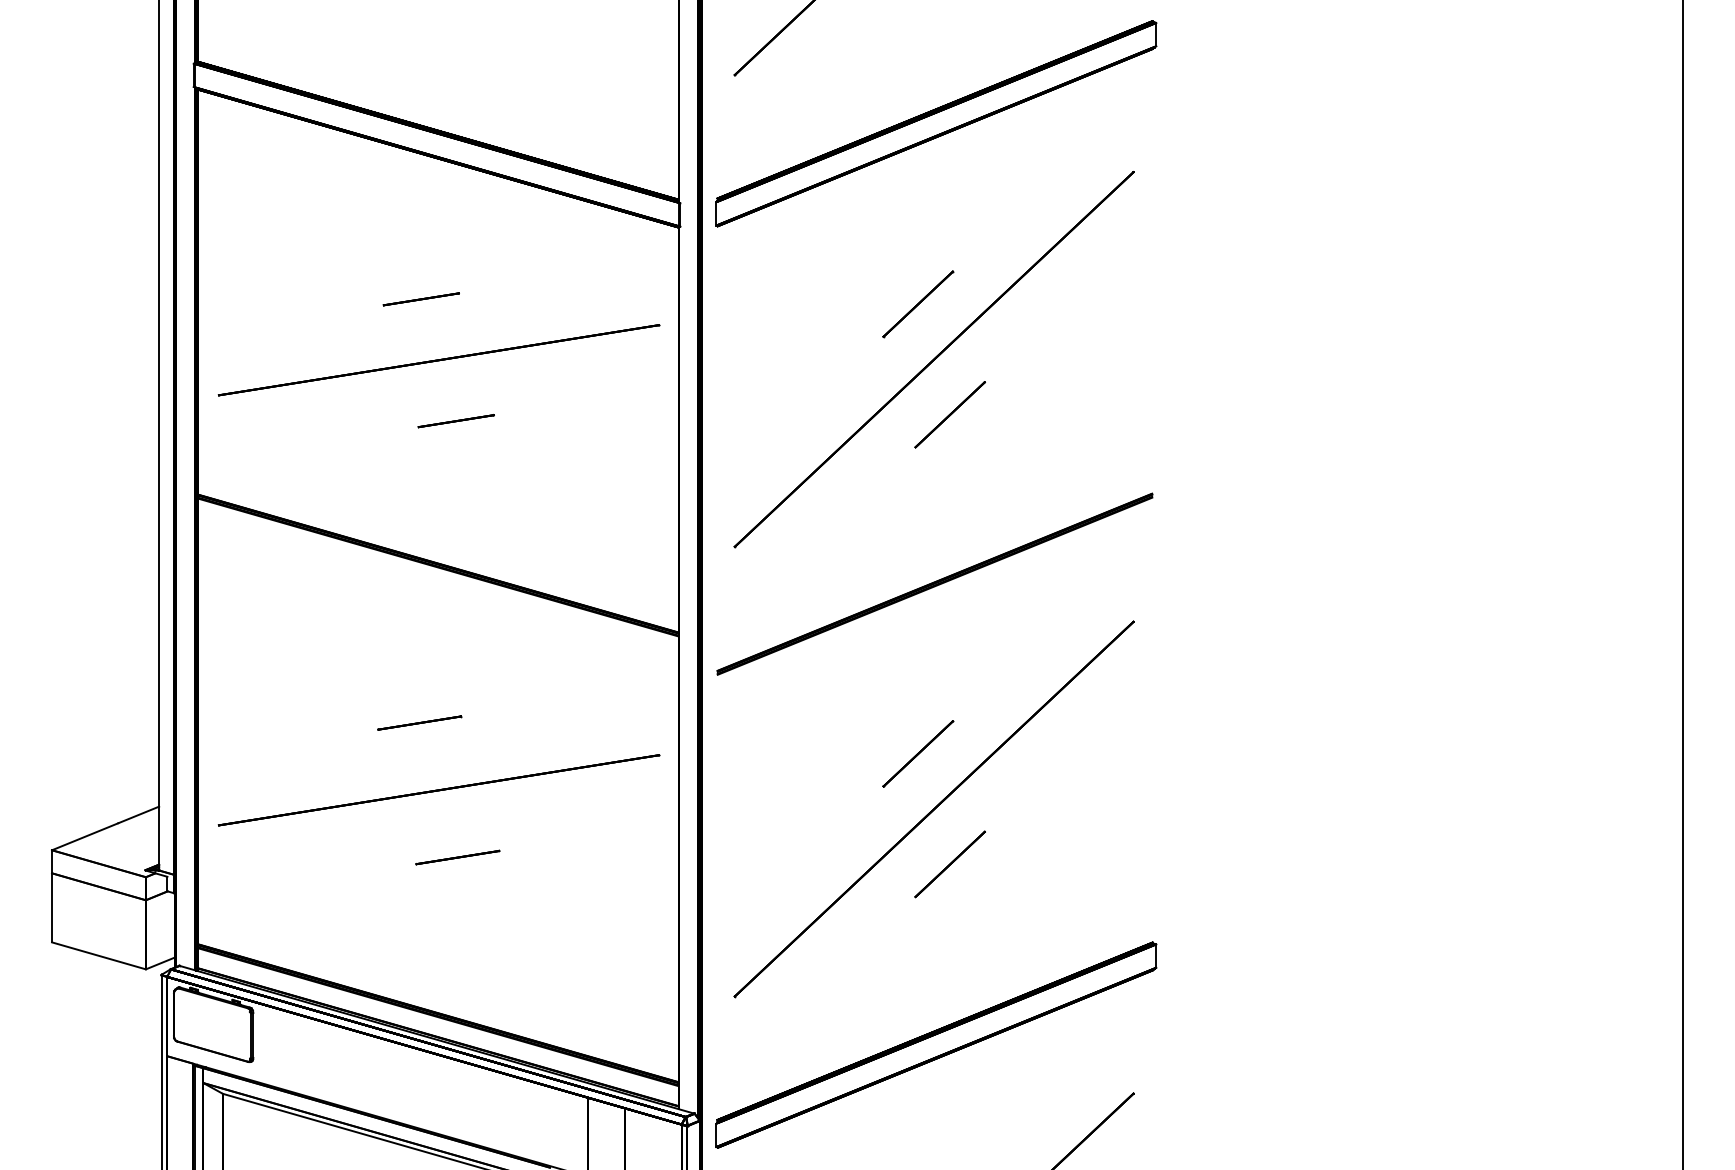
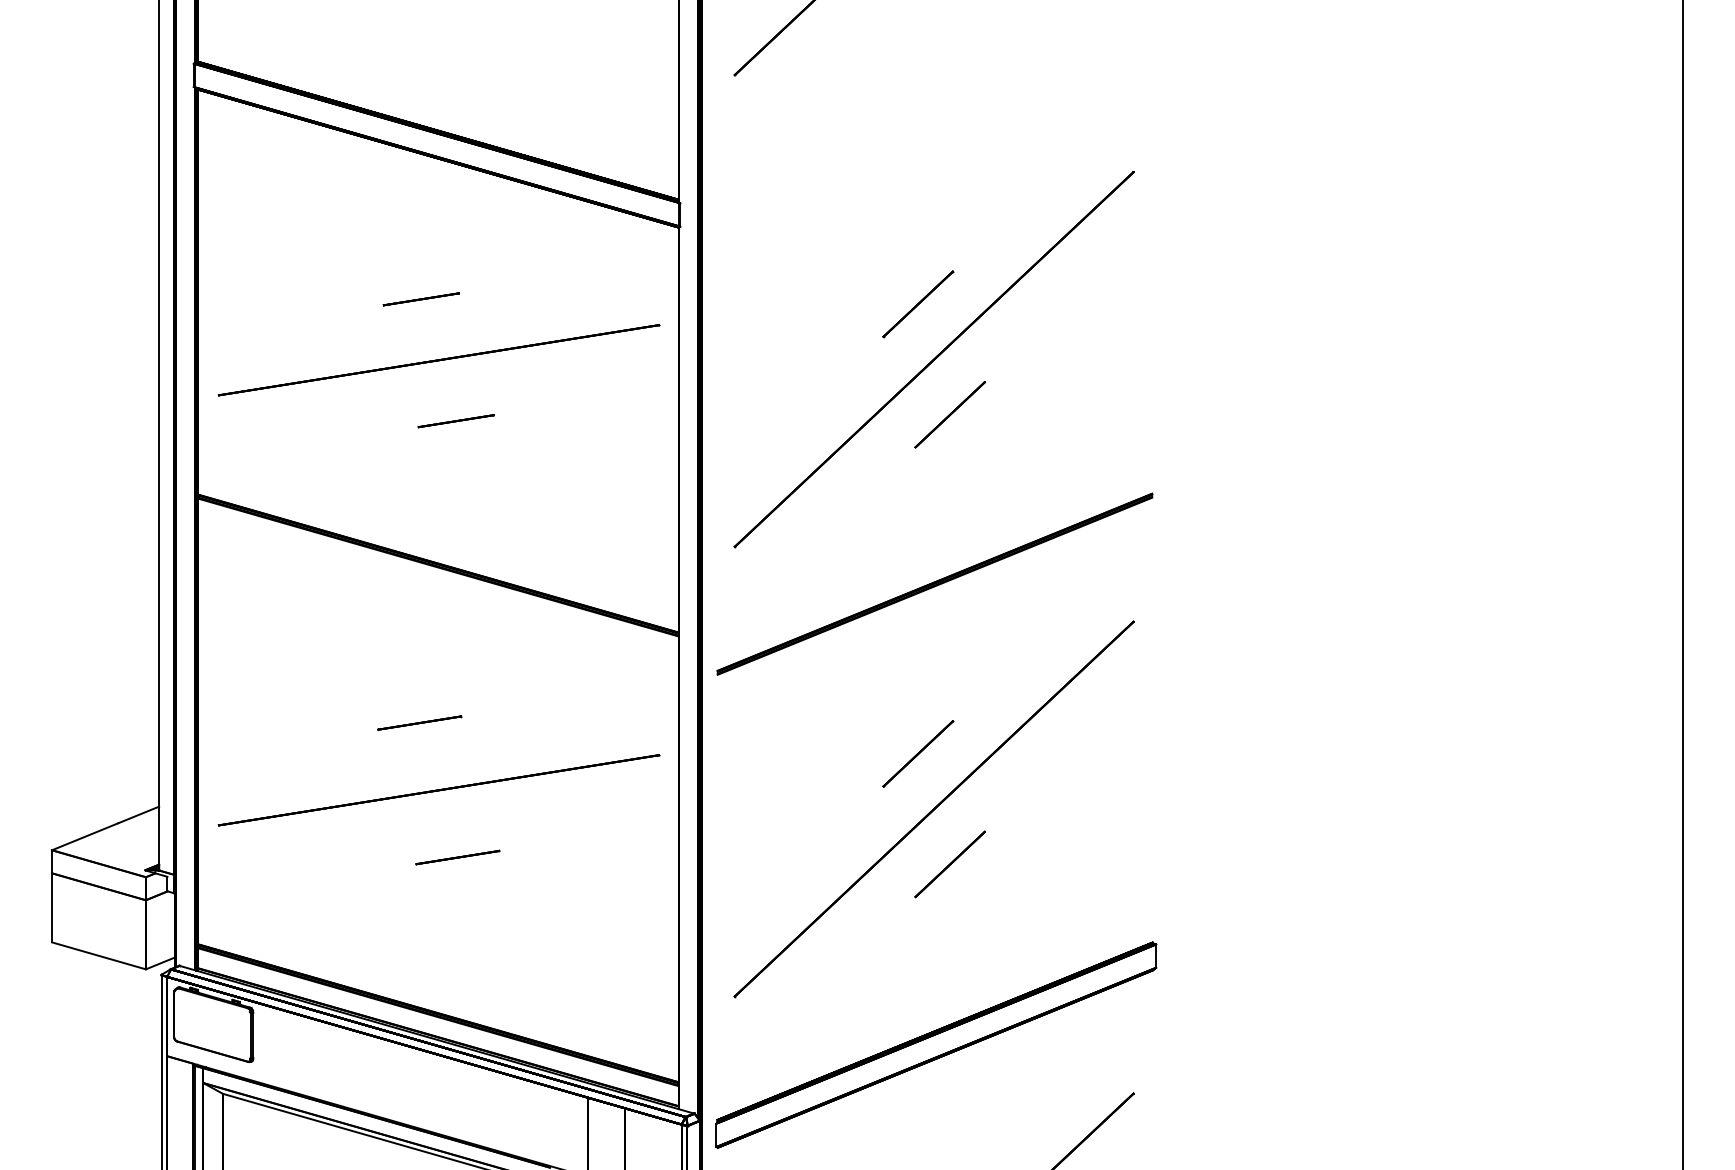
part: present -> none (936, 123)
